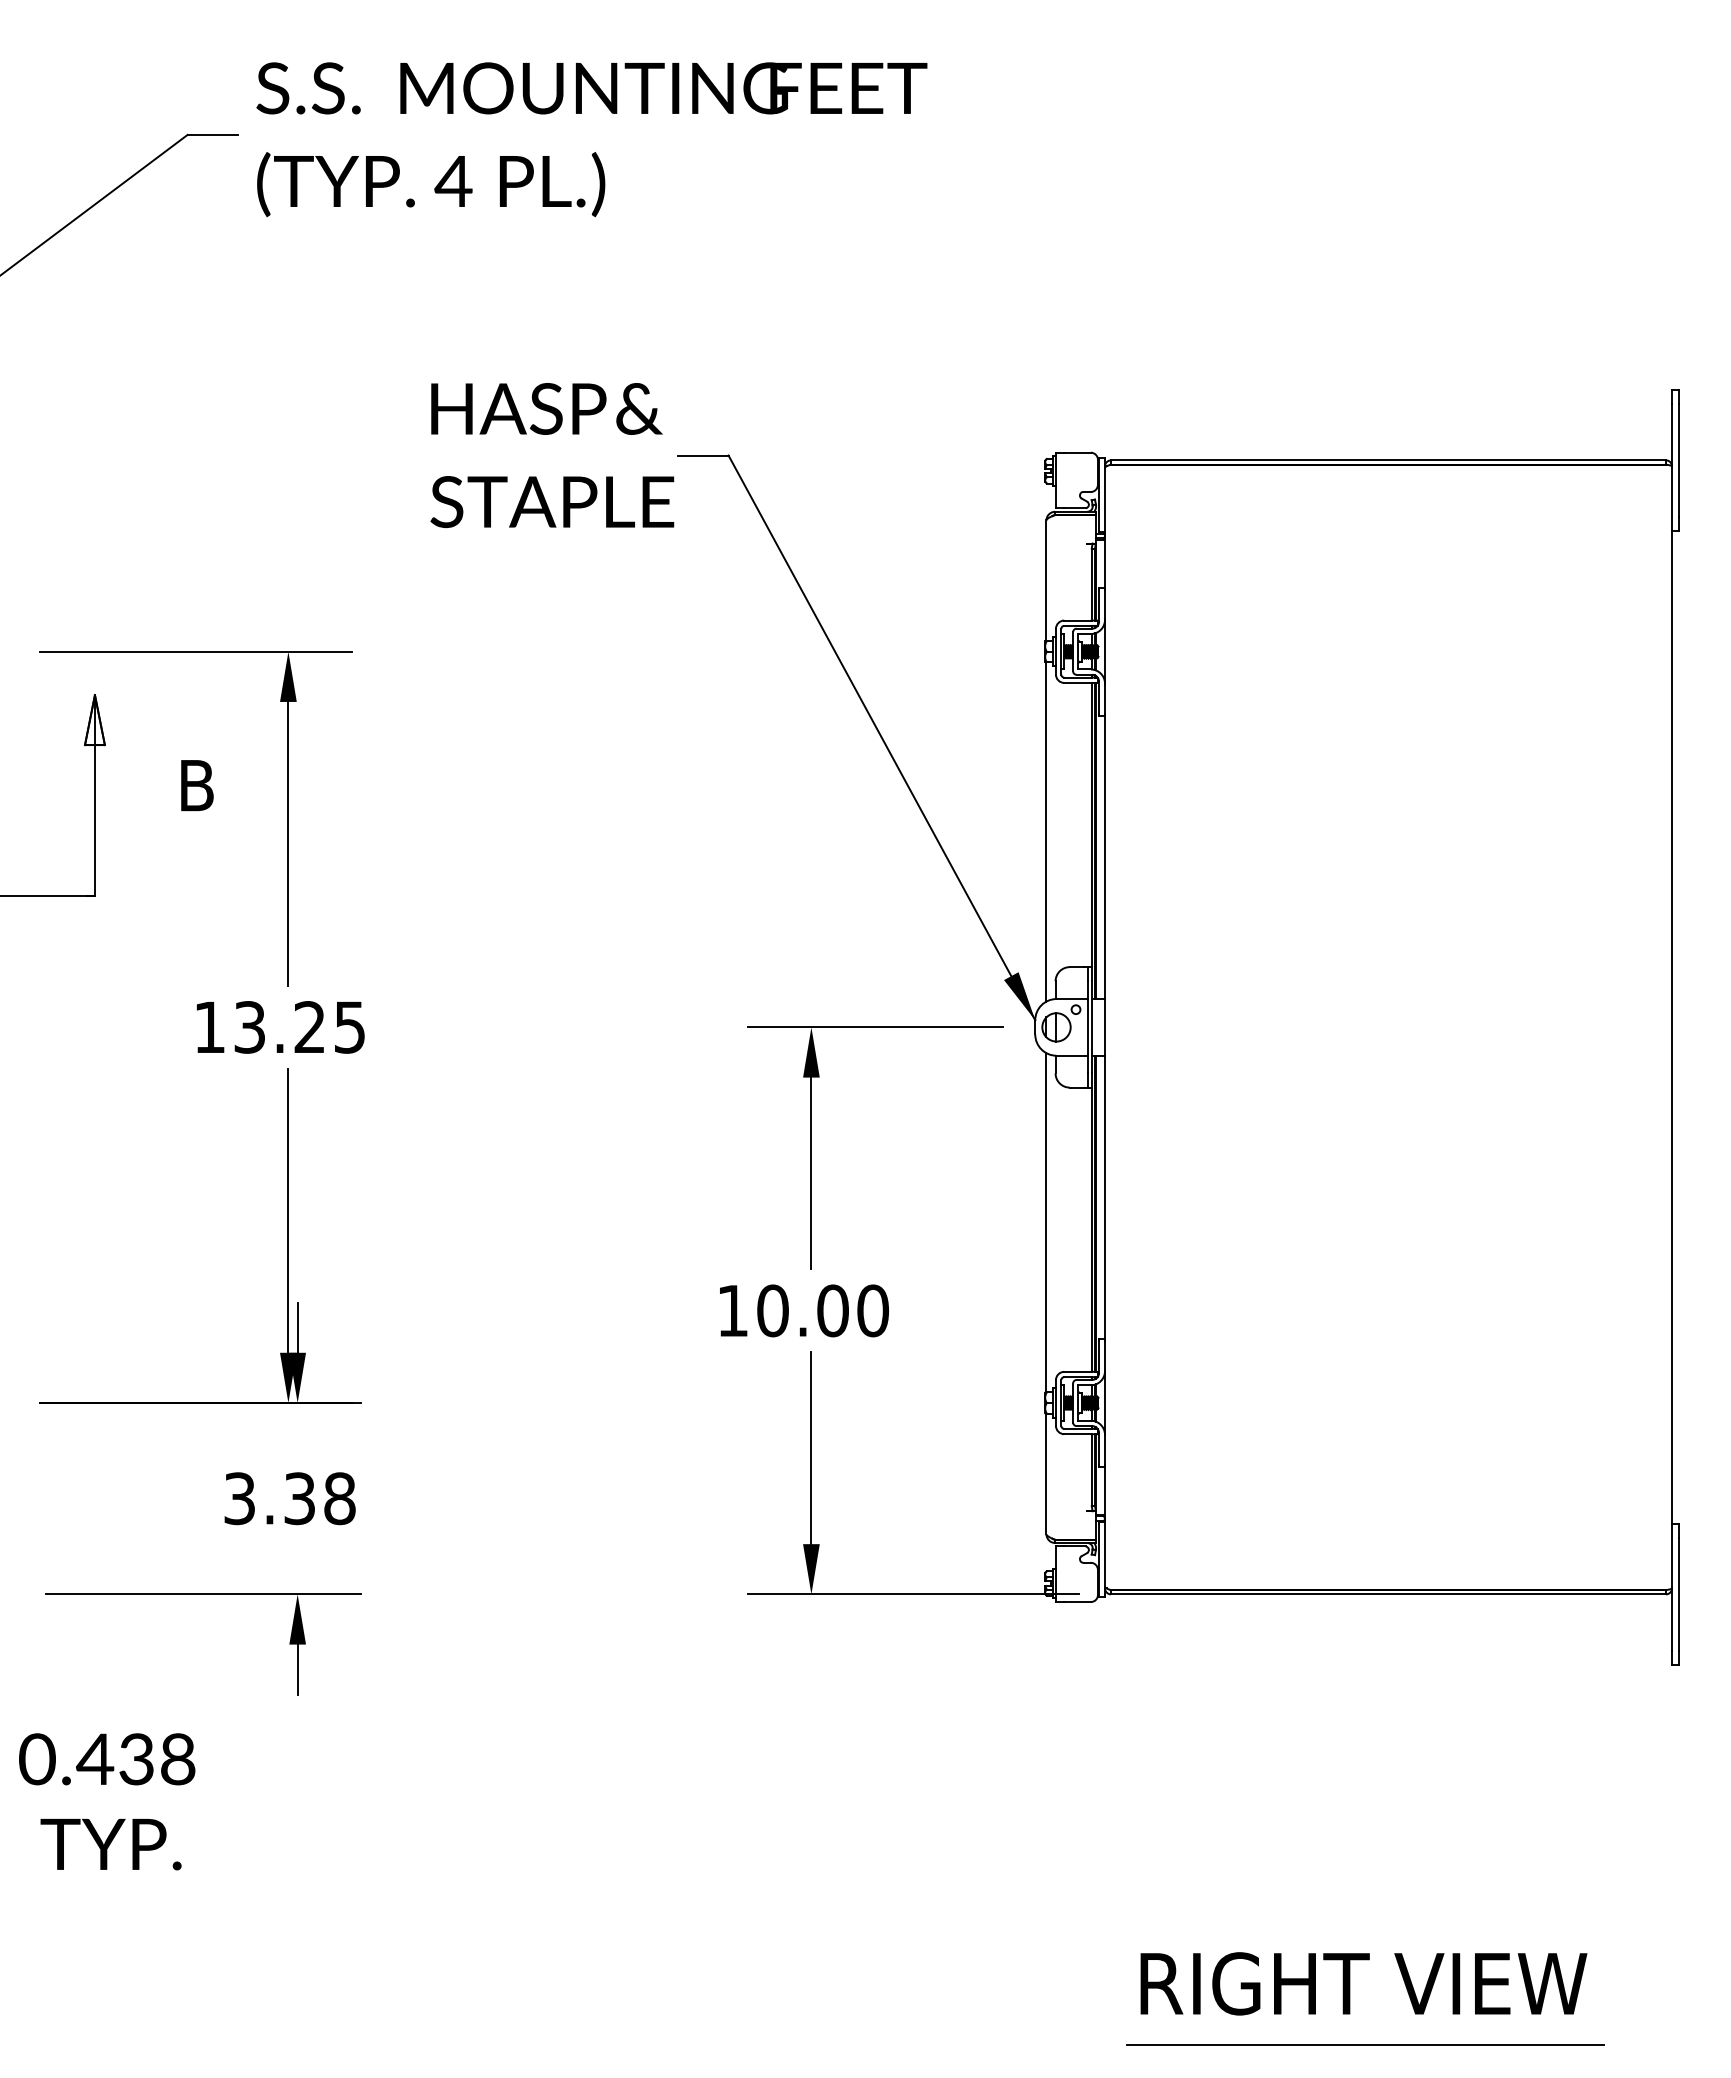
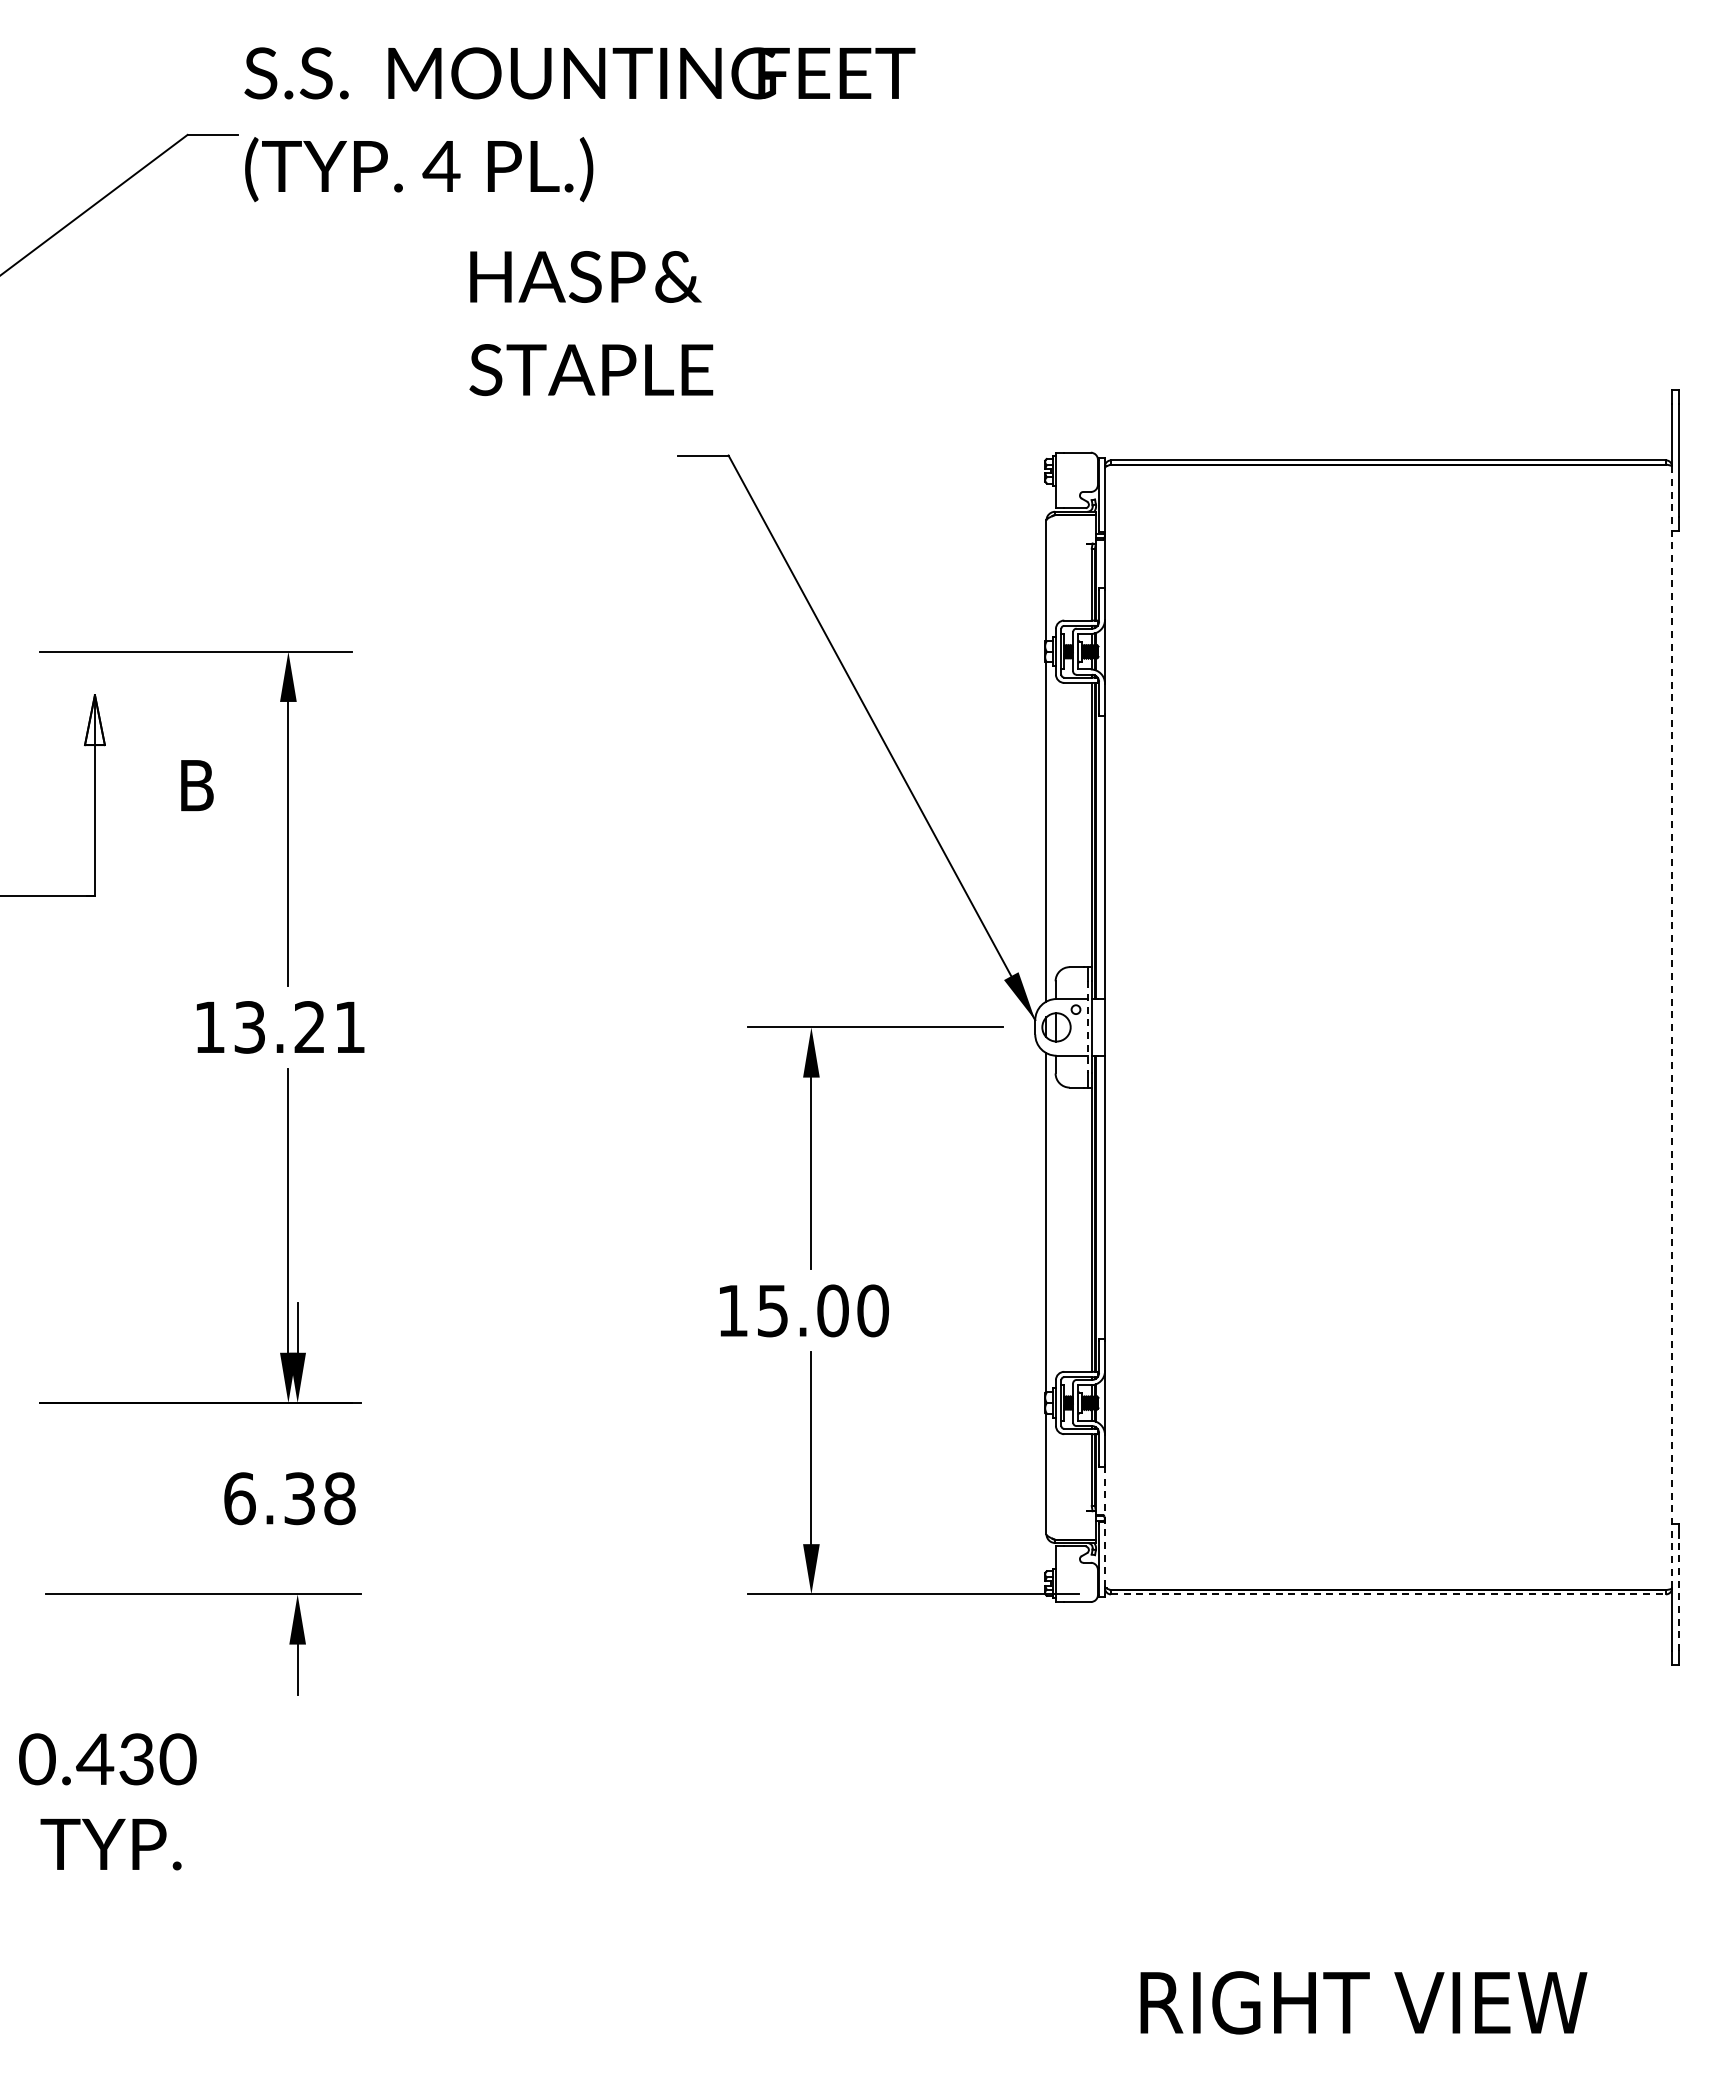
text position: (591, 139) -> (579, 124) (579, 124)
text position: (552, 455) -> (591, 323) (591, 323)
text: 13.25 -> 13.21 (349, 1027)
line: solid -> dashed (1087, 1027)
line: solid -> dashed (1672, 1027)
text: 10.00 -> 15.00 (772, 1310)
text: 3.38 -> 6.38 (239, 1498)
line: solid -> dashed (1105, 1526)
line: solid -> dashed (1388, 1594)
line: solid -> dashed (1679, 1594)
text: 0.438 -> 0.430 (177, 1759)
text position: (1363, 1983) -> (1363, 2002) (1363, 2002)
line: present -> none (1365, 2044)
